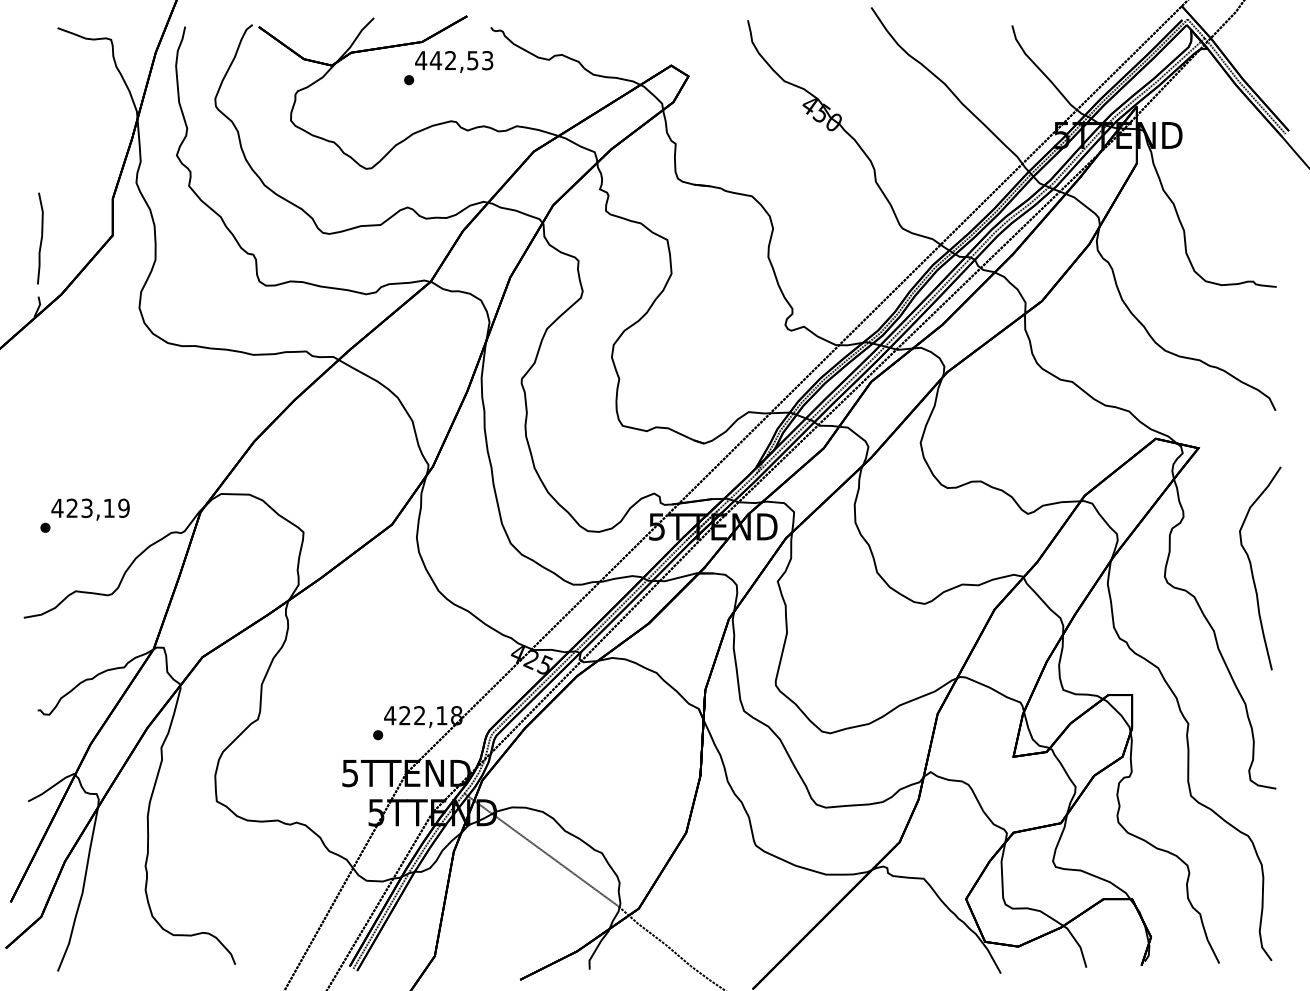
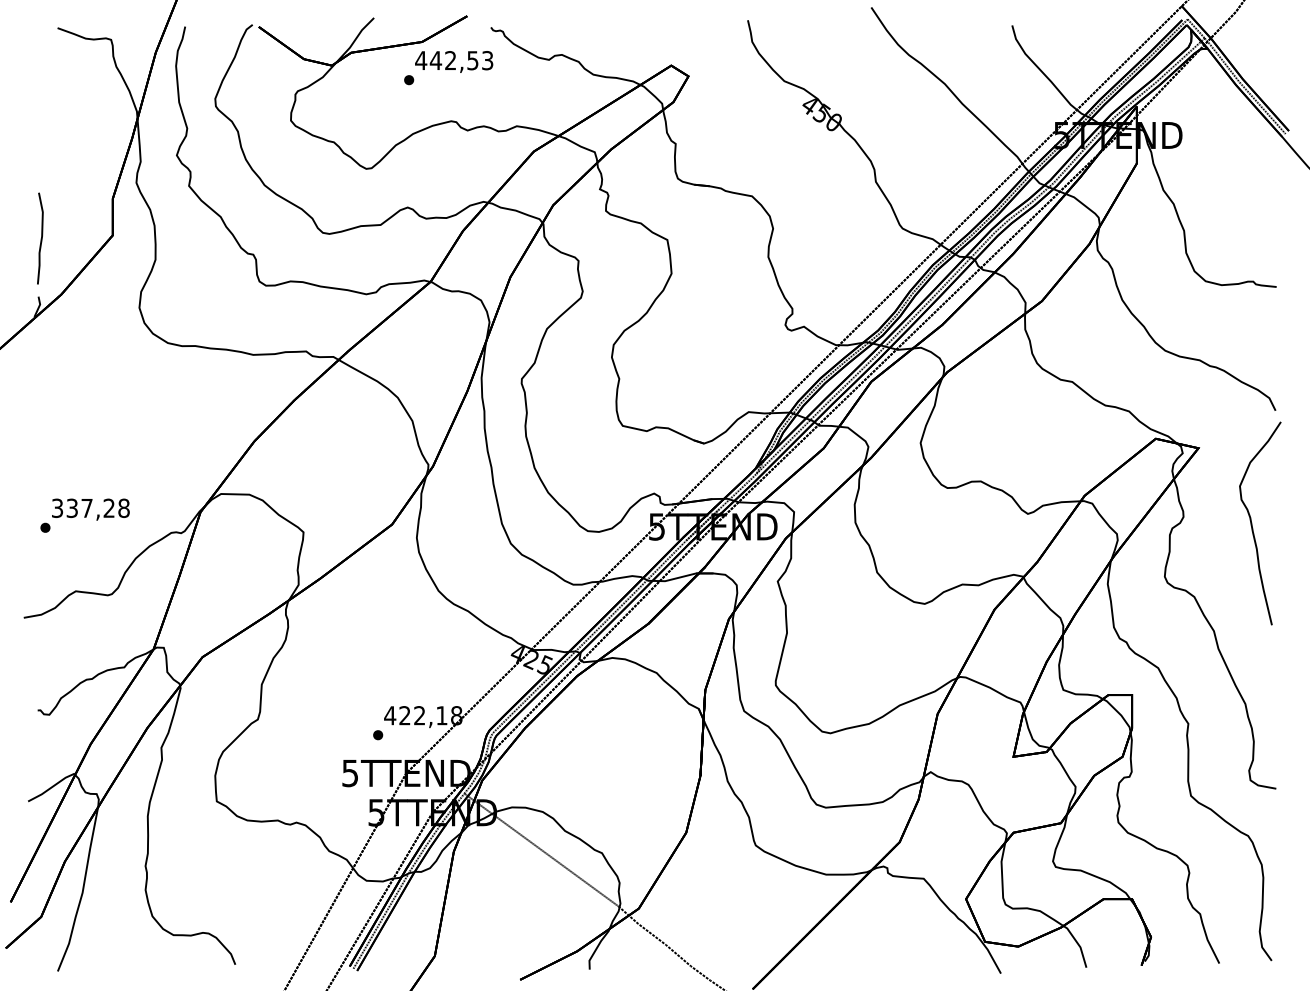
text: 423,19 -> 337,28 (90, 508)
curve position: (1252, 568) -> (1252, 523) (1252, 523)
